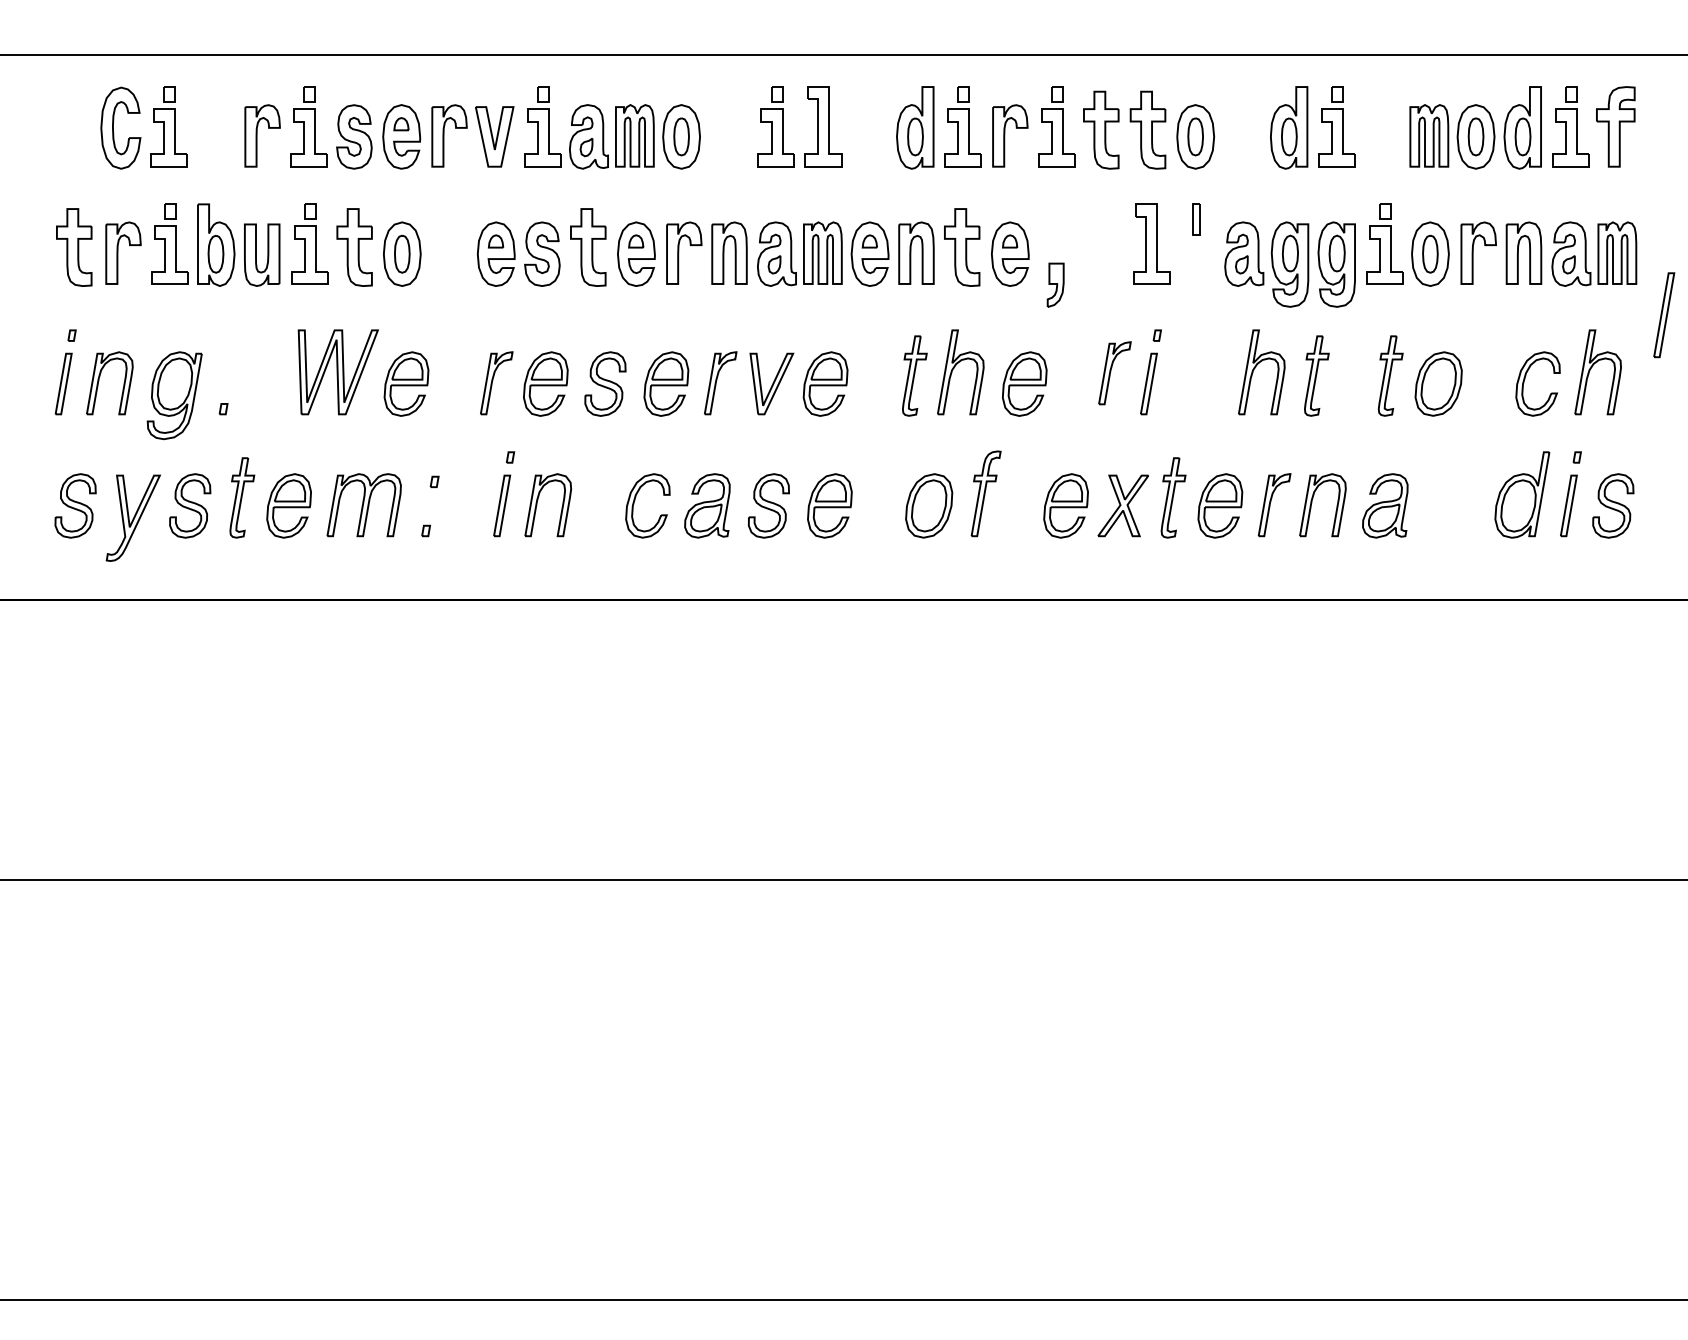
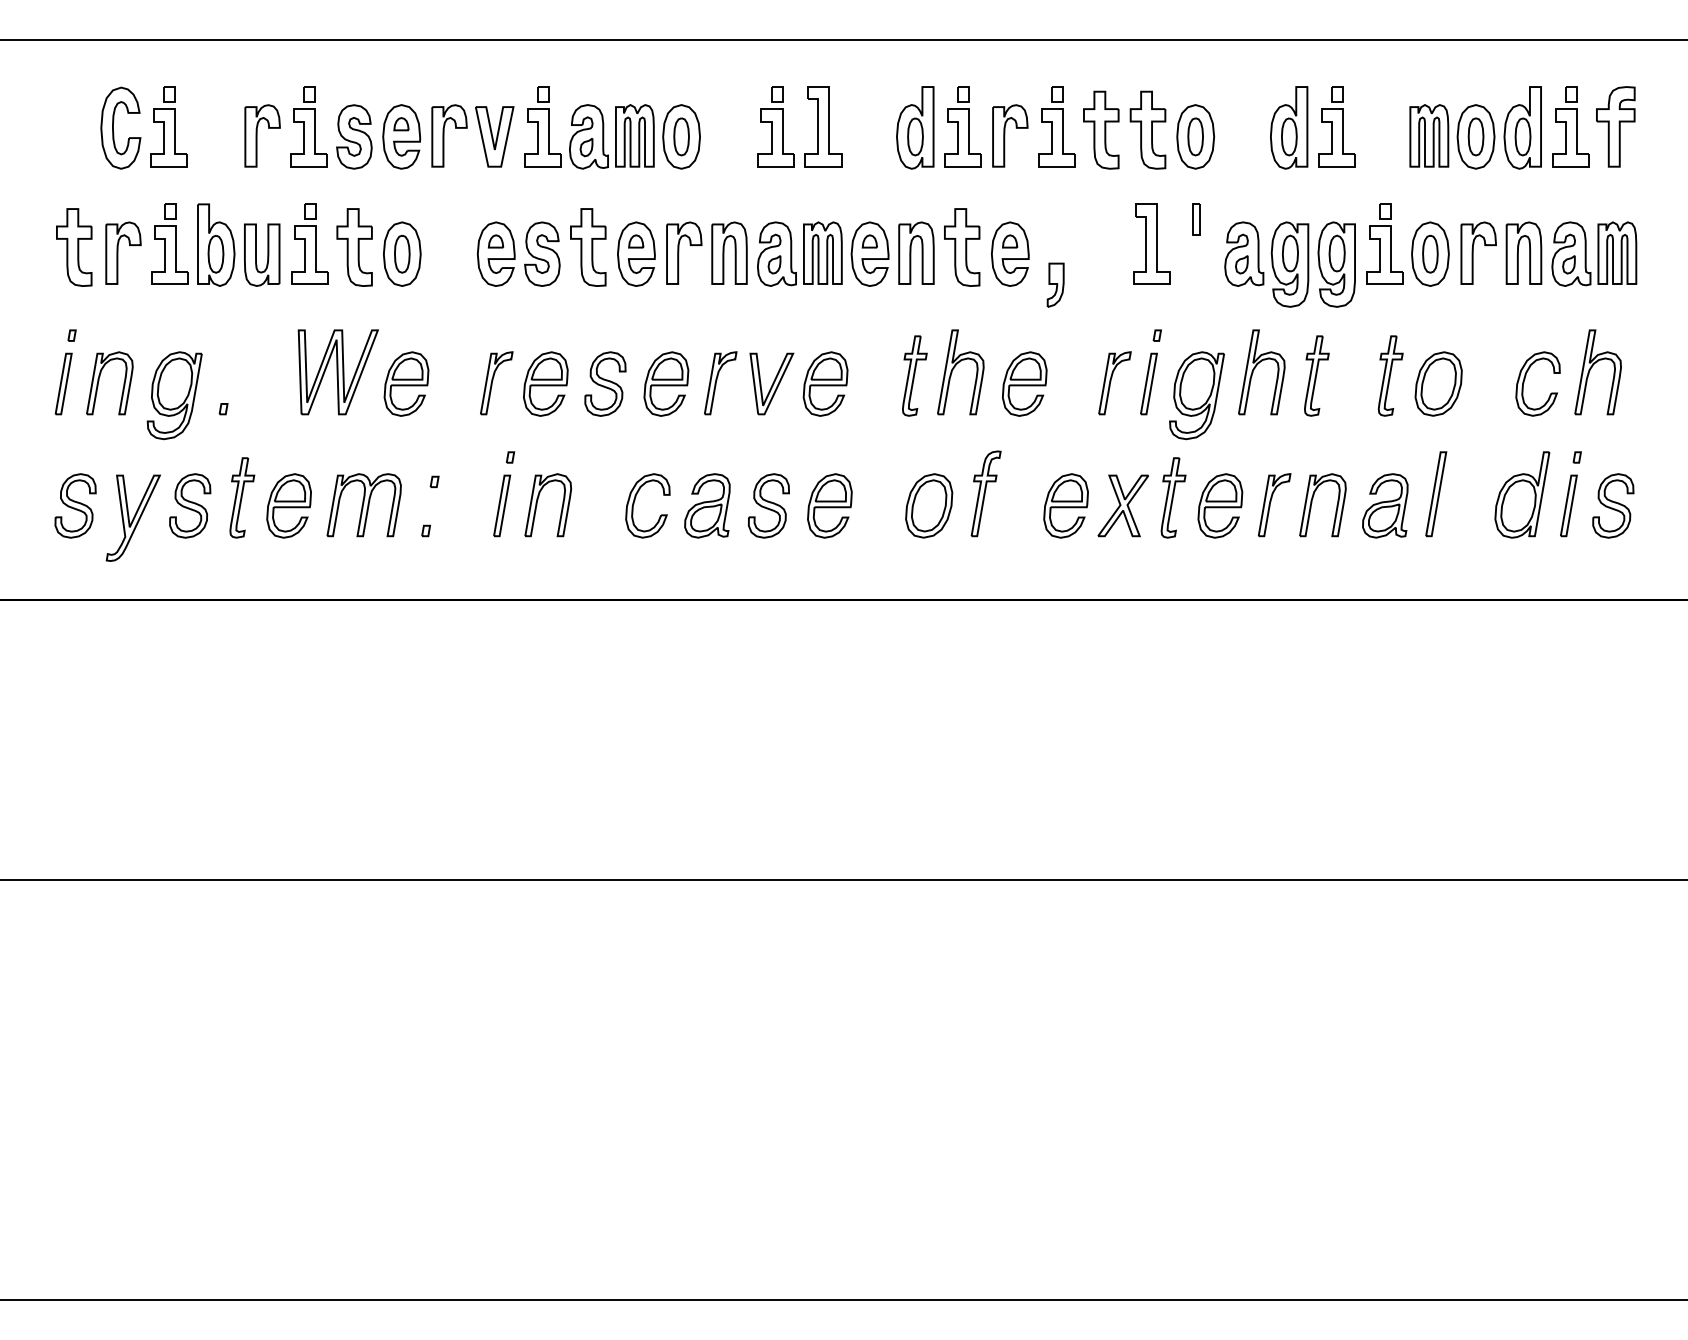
line position: (843, 55) -> (843, 40) (843, 40)
part position: (1664, 315) -> (1436, 494) (1436, 494)
part position: (1114, 373) -> (1114, 383) (1114, 383)
part: none -> present (1196, 395)
